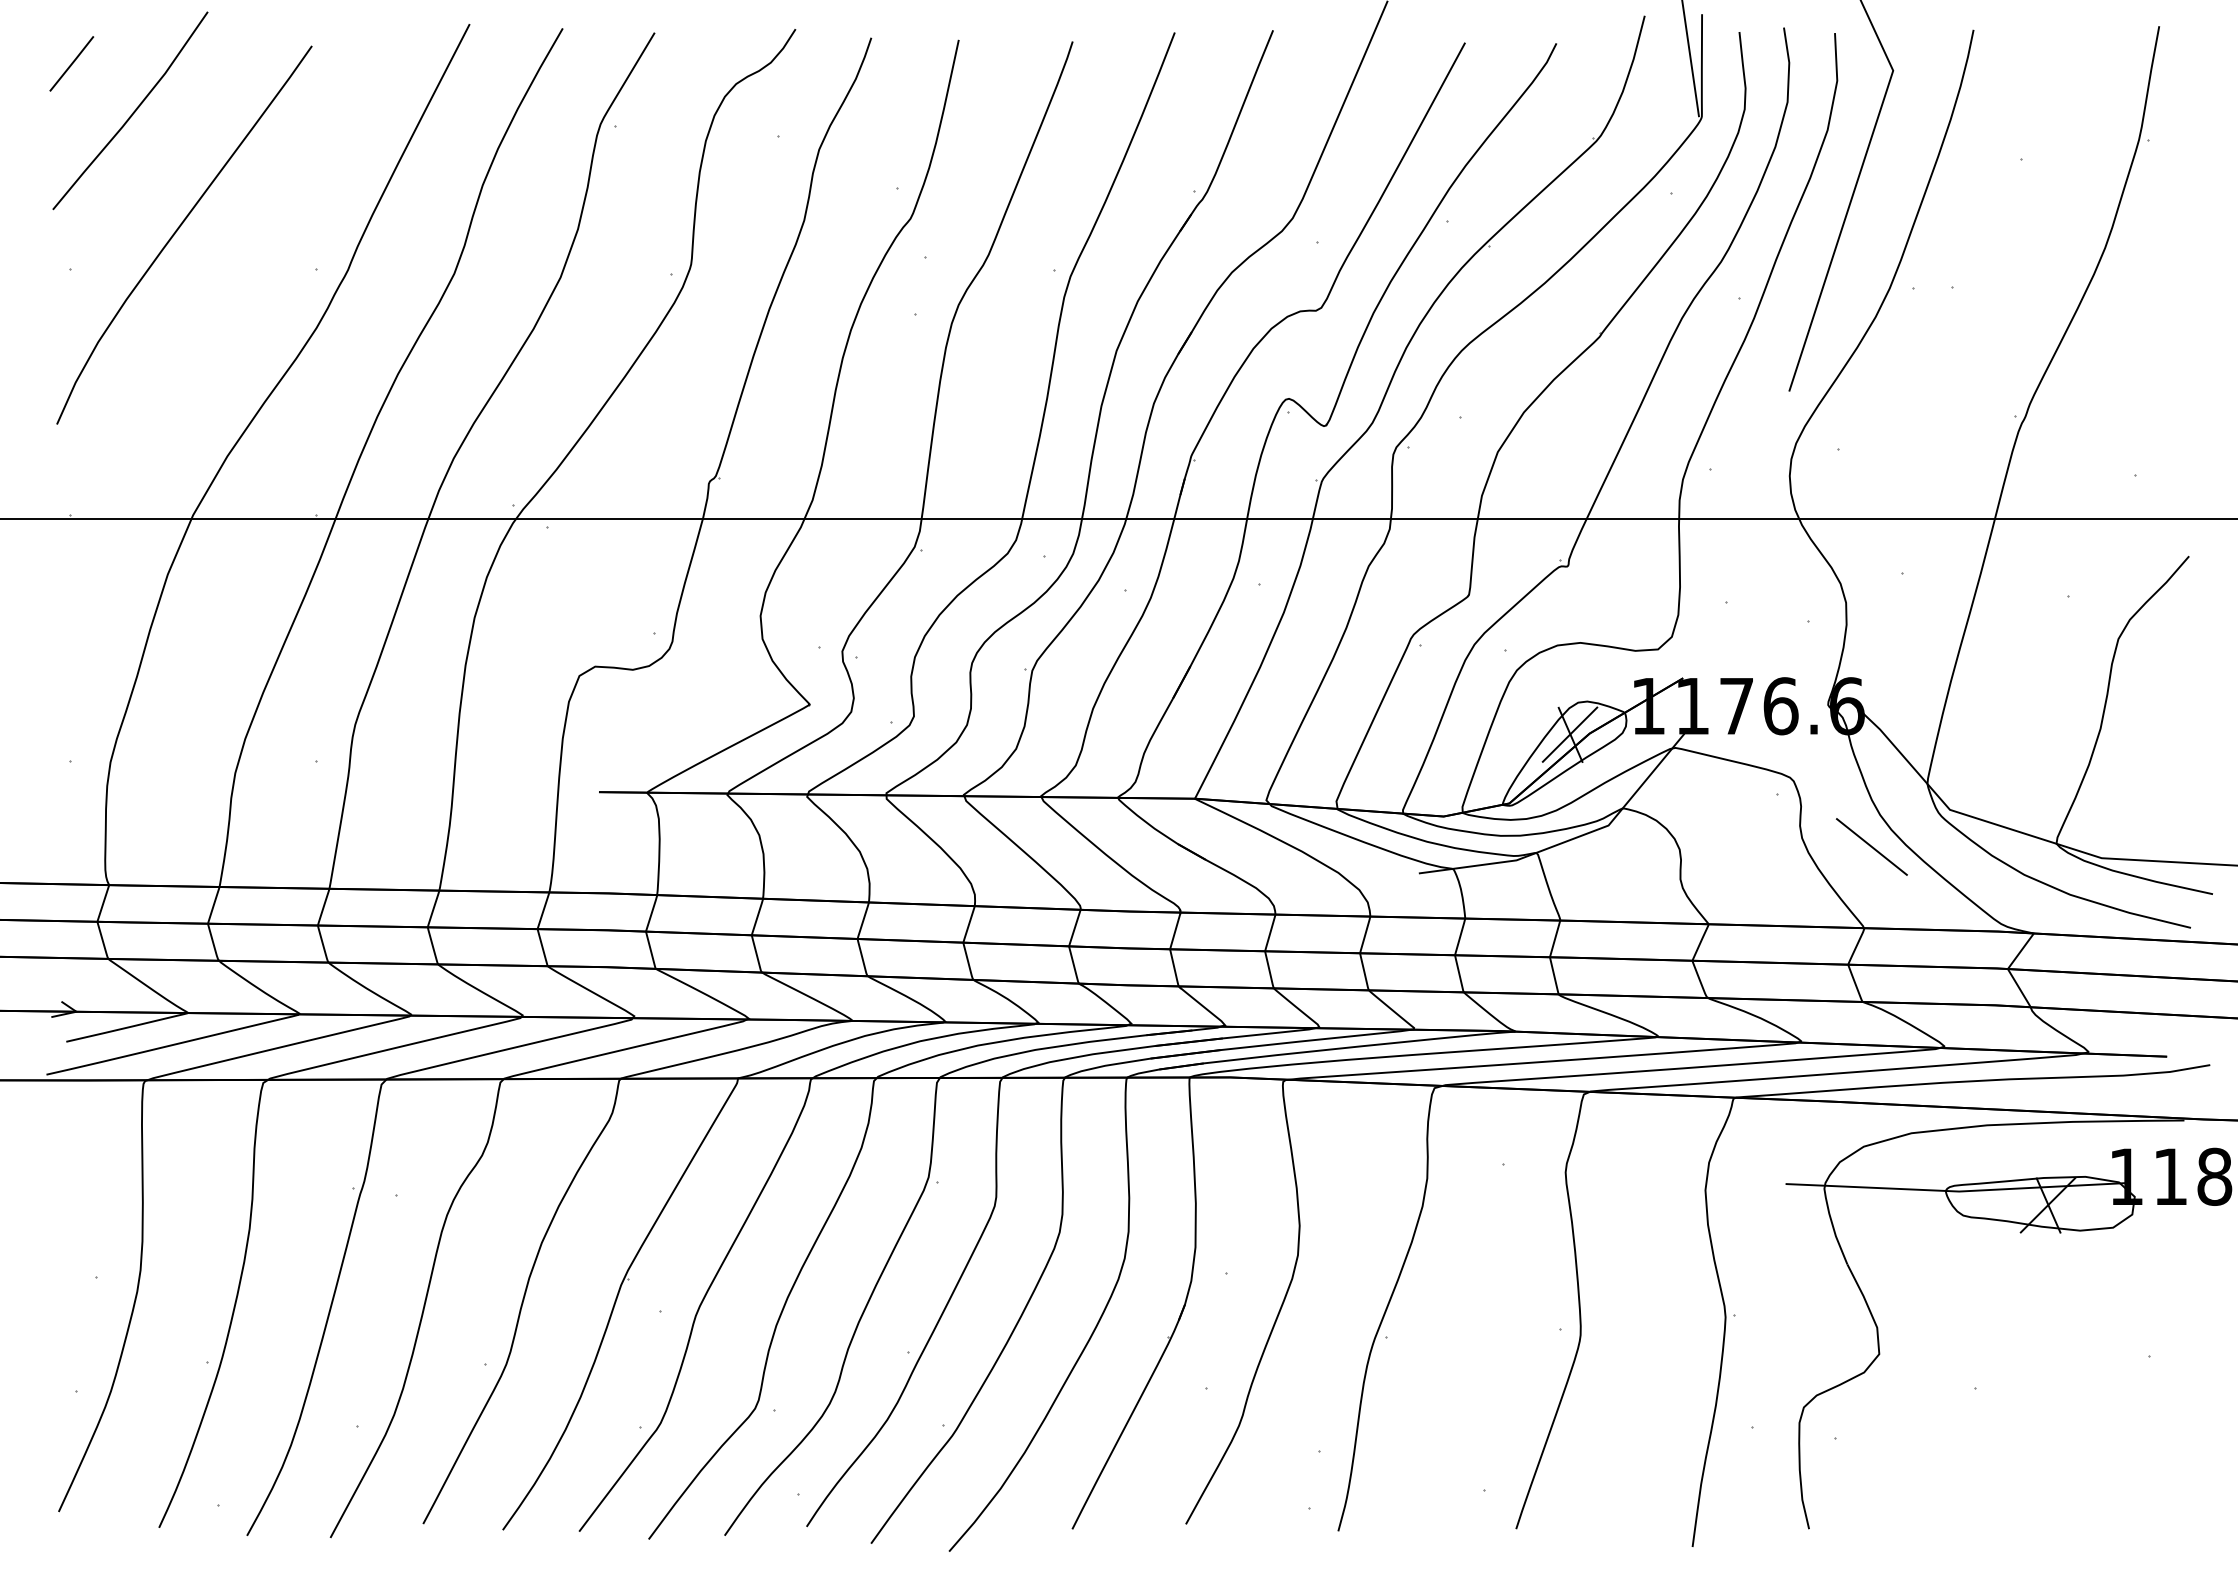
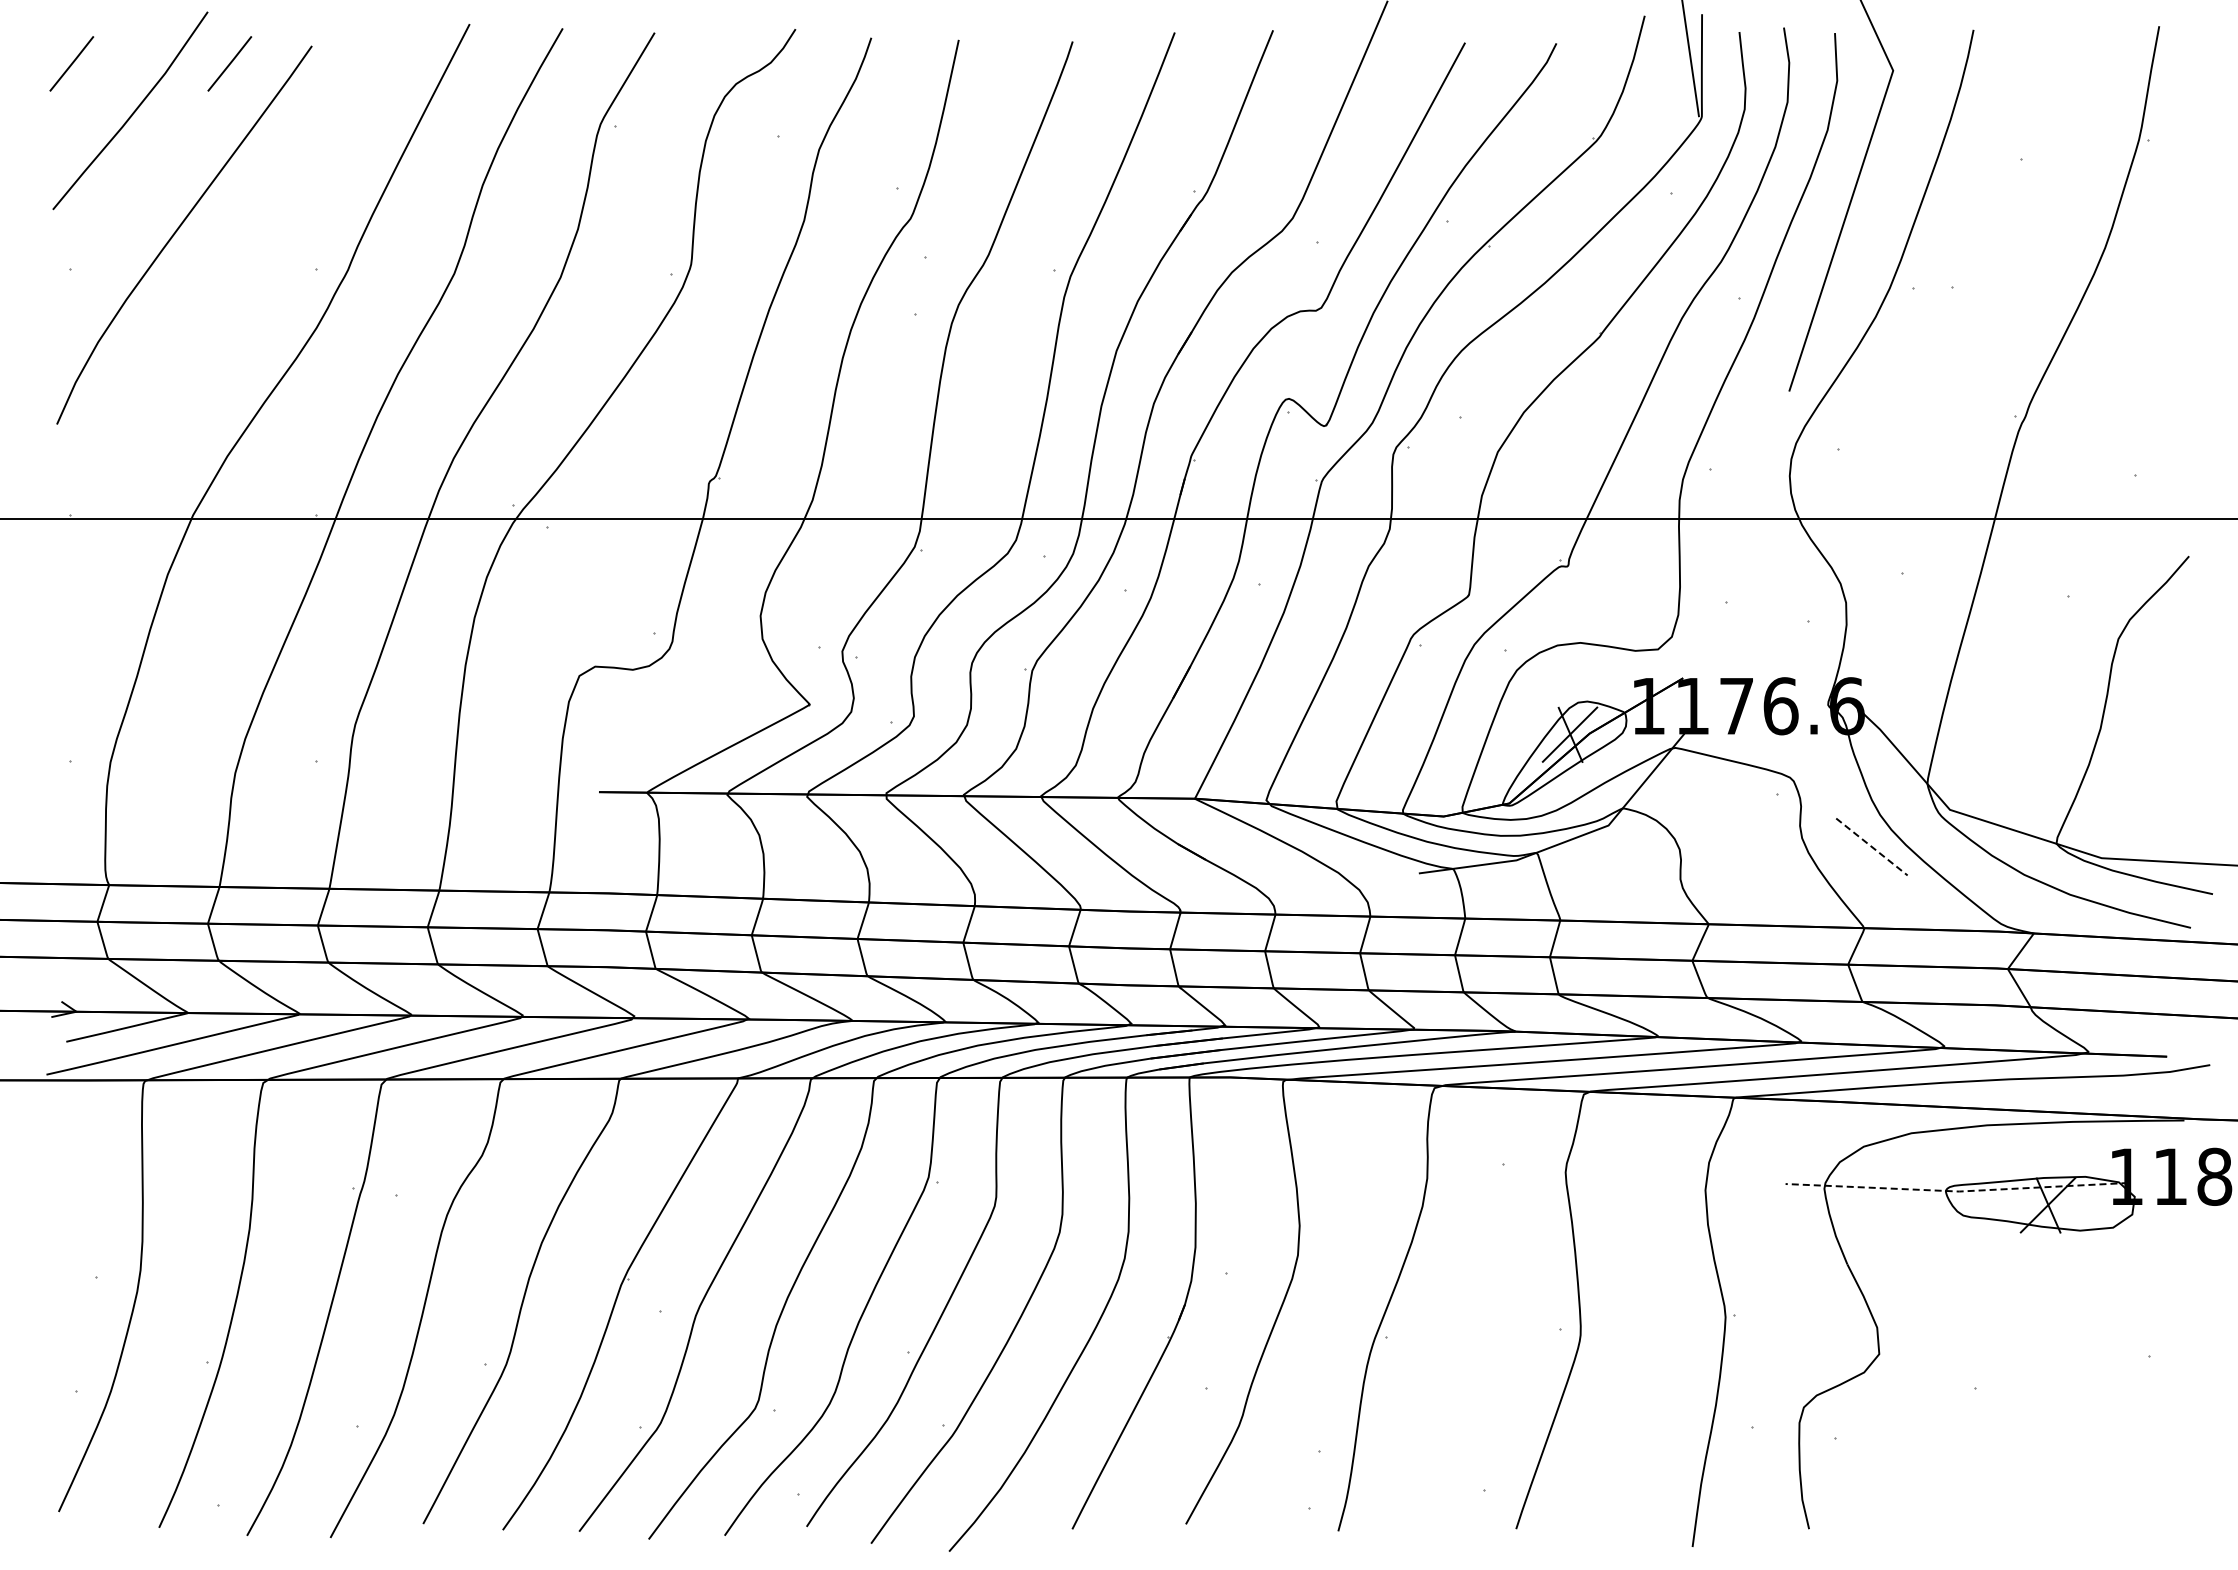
line: none -> present (229, 63)
line: solid -> dashed (1871, 846)
line: solid -> dashed (1957, 1191)
